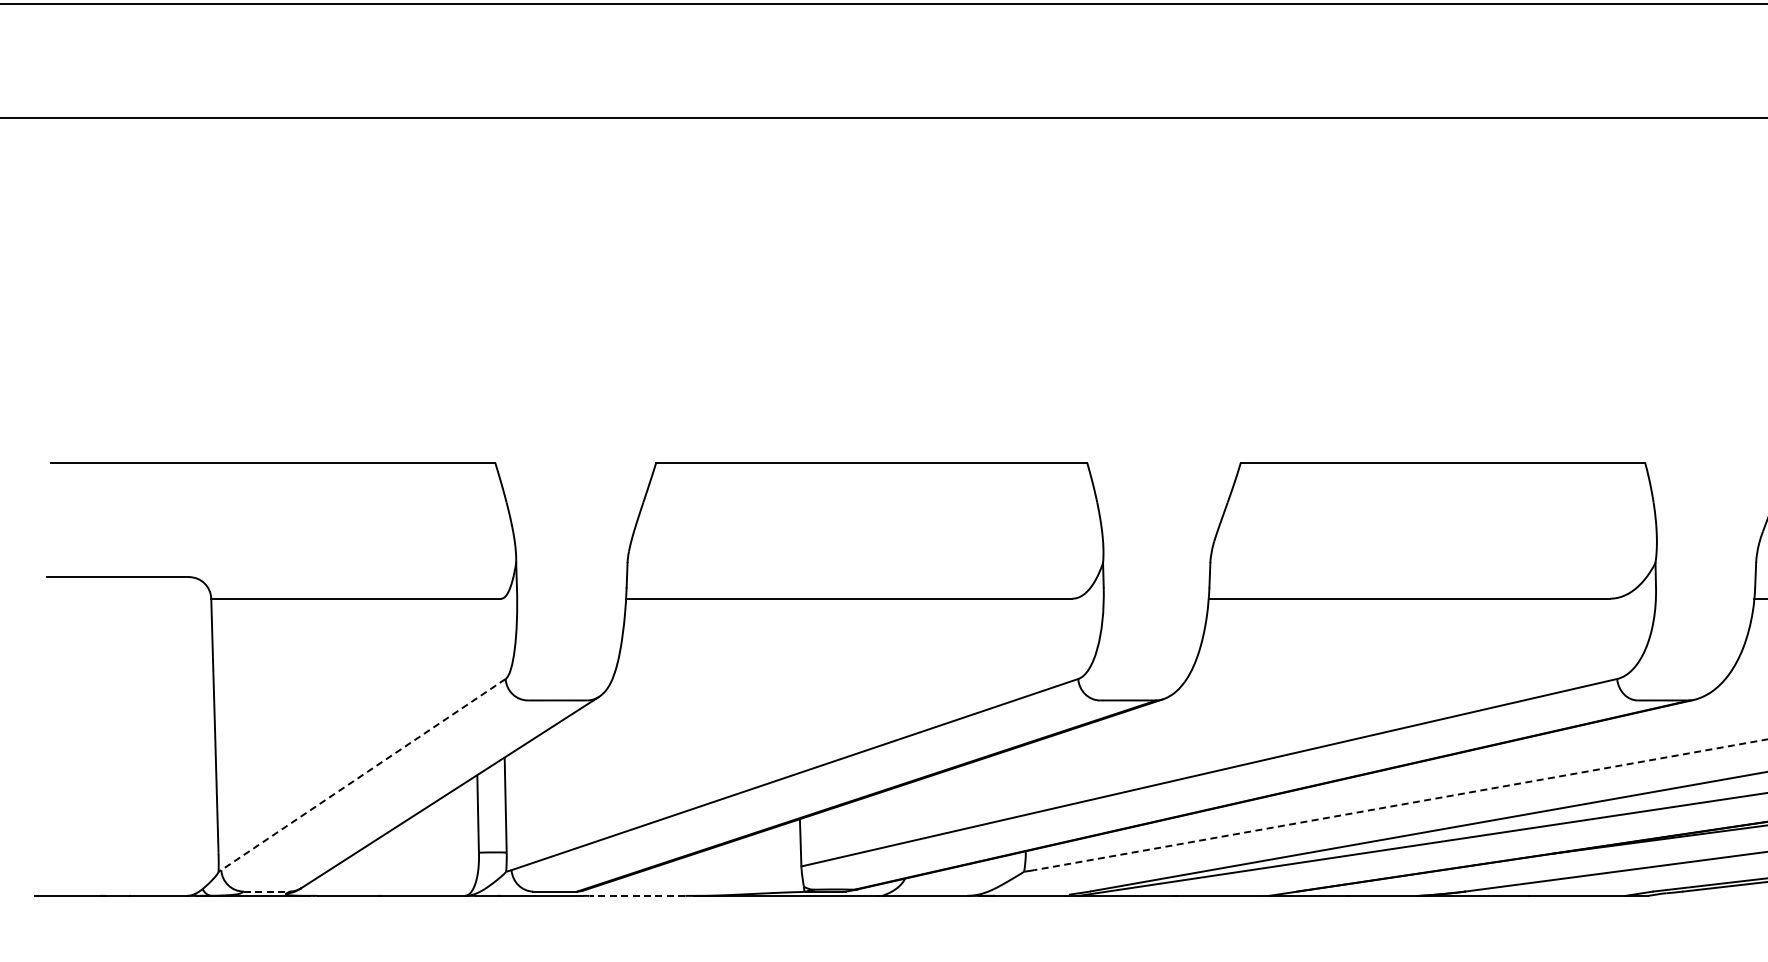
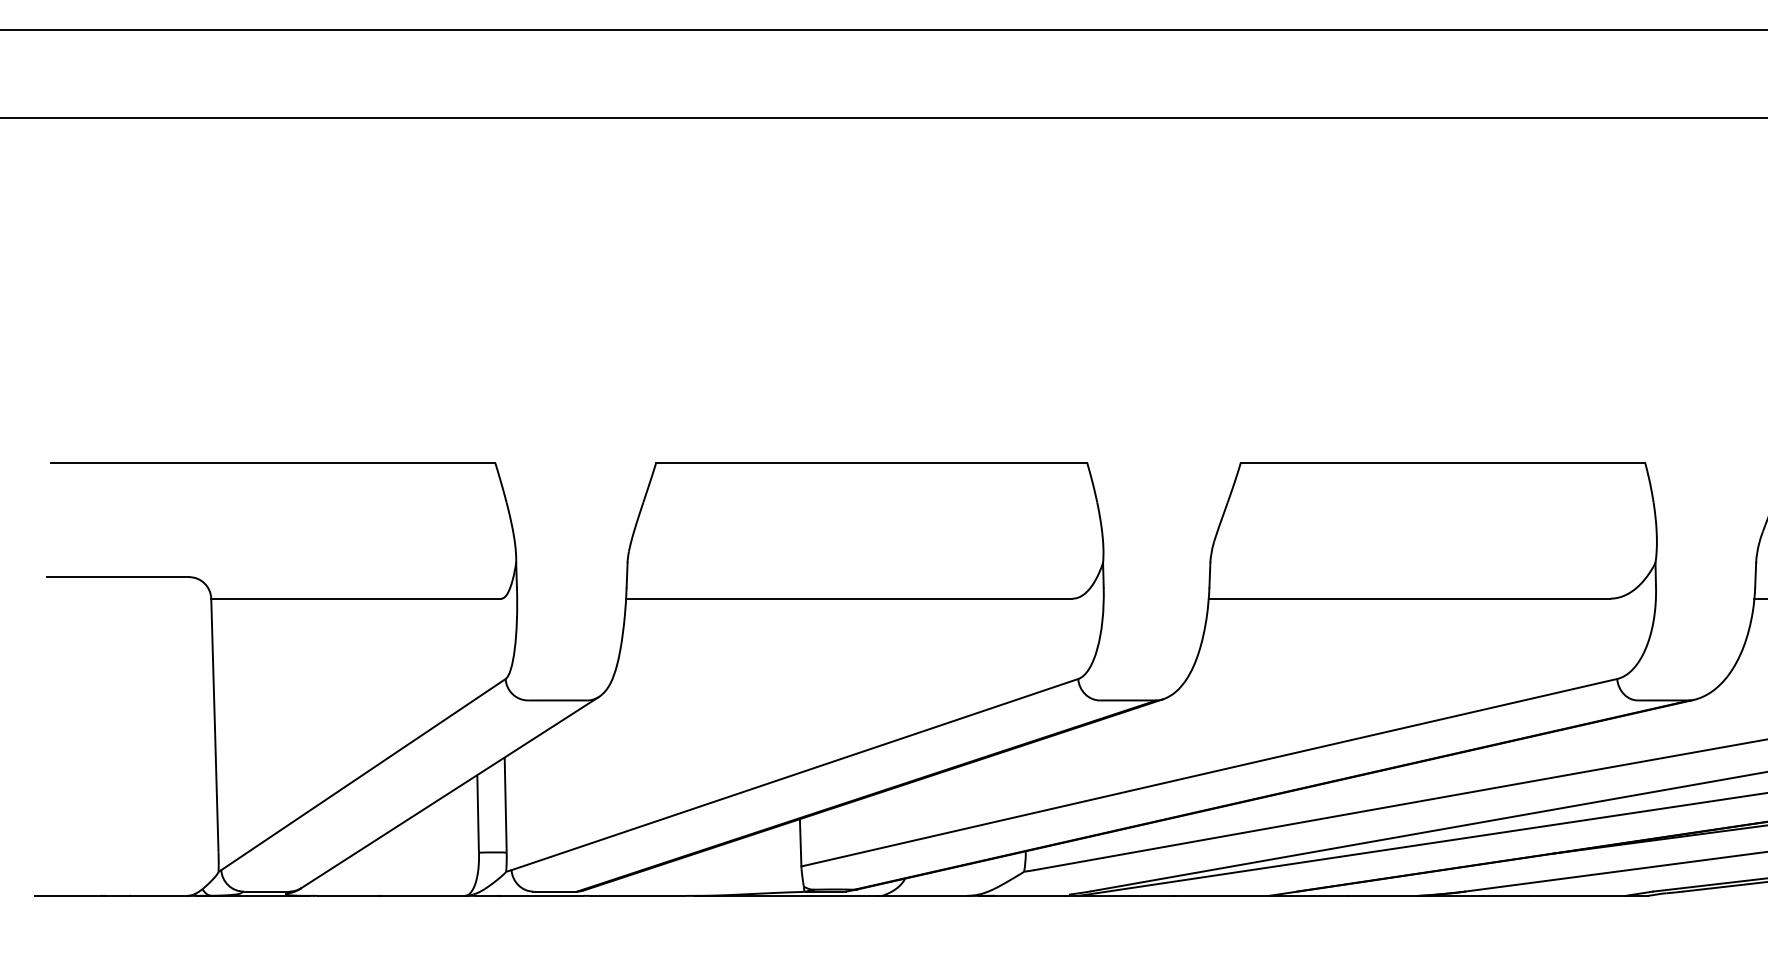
line position: (883, 4) -> (883, 30) (883, 30)
line: dashed -> solid (363, 774)
line: dashed -> solid (1400, 804)
line: dashed -> solid (266, 891)
line: dashed -> solid (637, 895)
